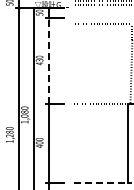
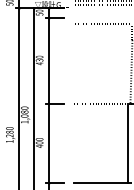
line: dashed -> solid (49, 61)
line: dashed -> solid (101, 183)
